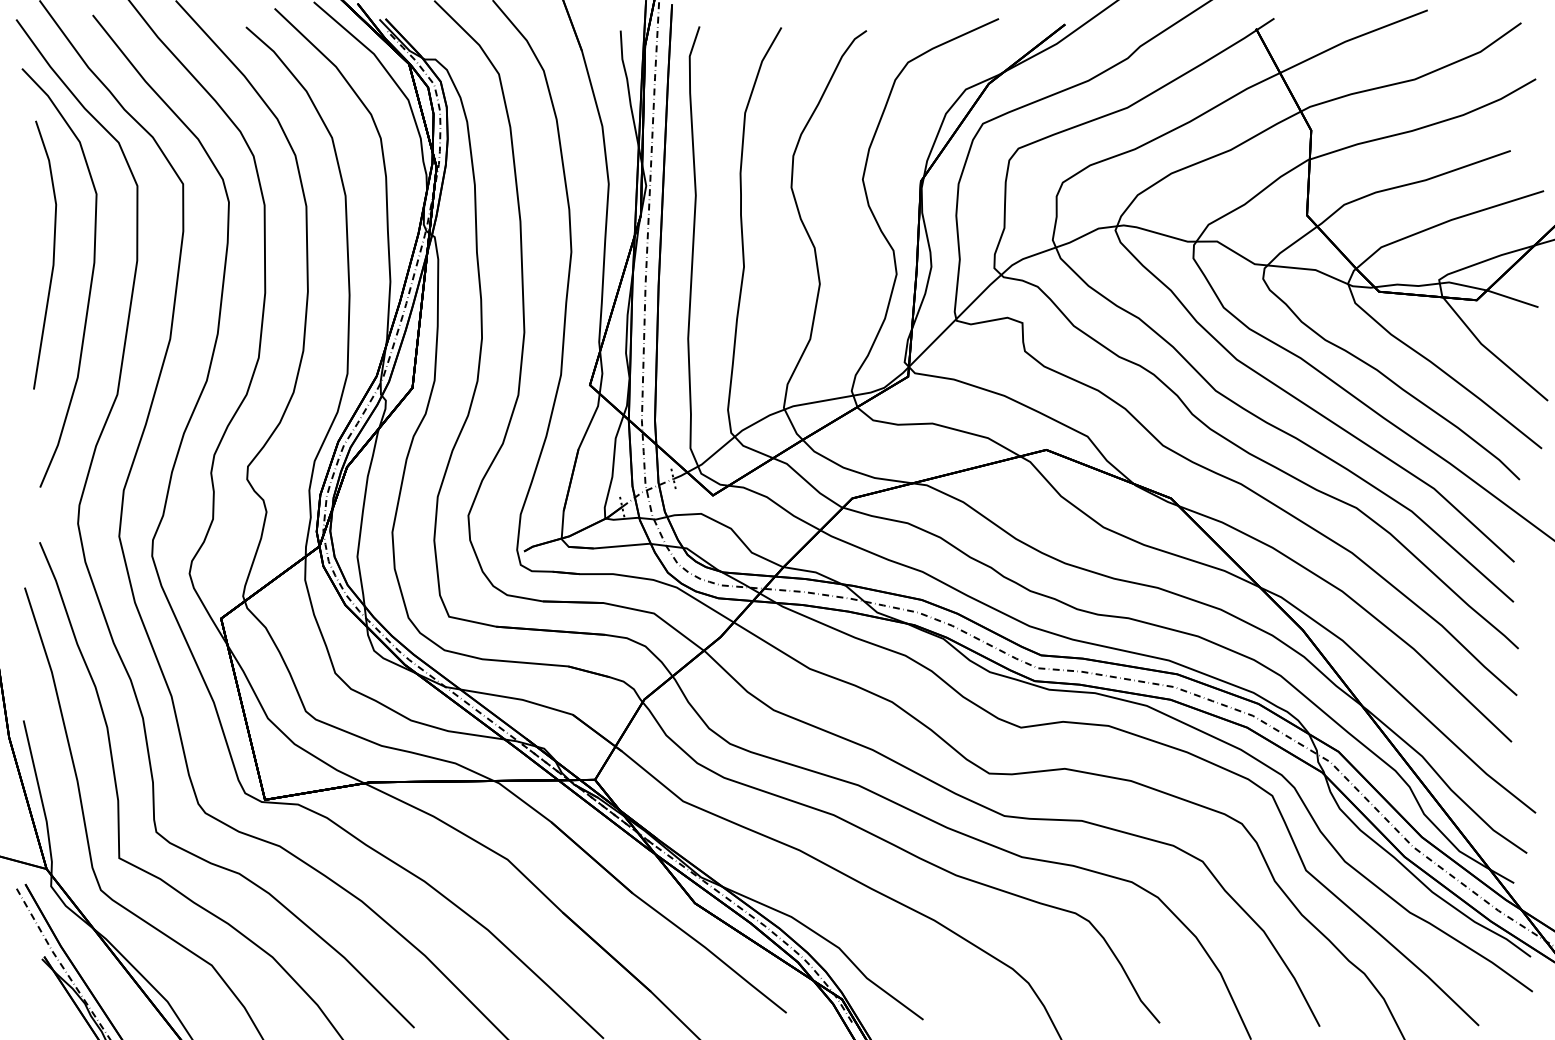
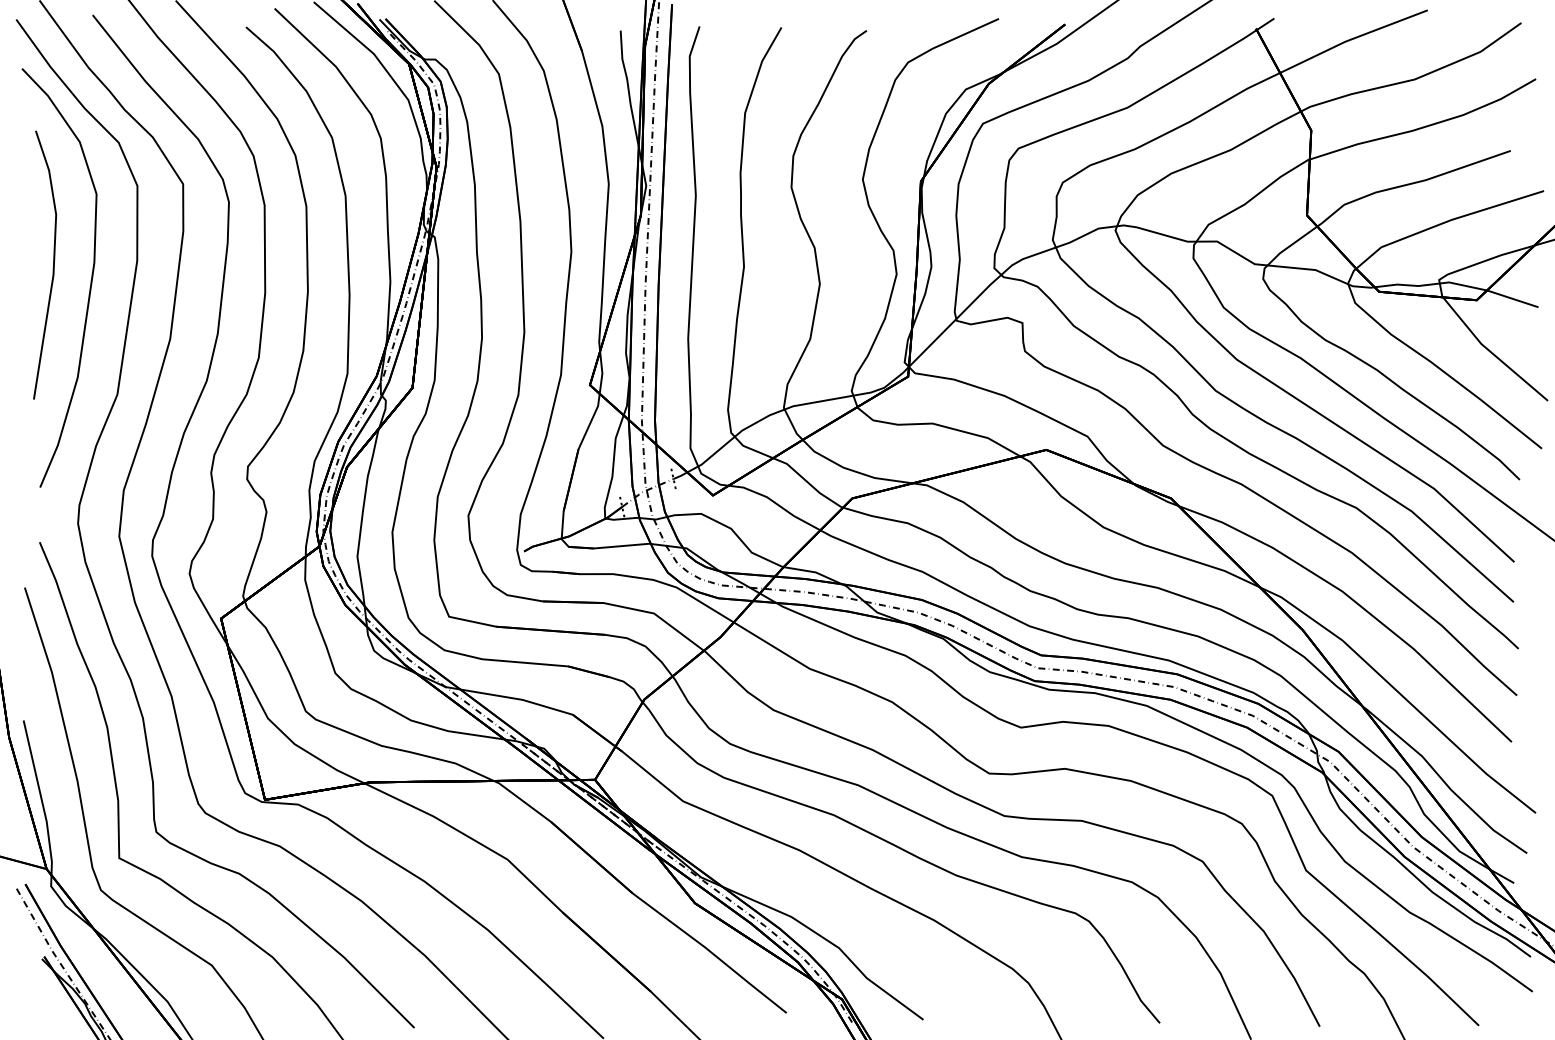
line position: (53, 254) -> (53, 264) (53, 264)
